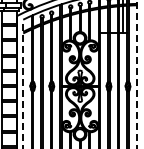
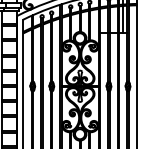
line: dashed -> solid (137, 74)
line: dashed -> solid (23, 83)
